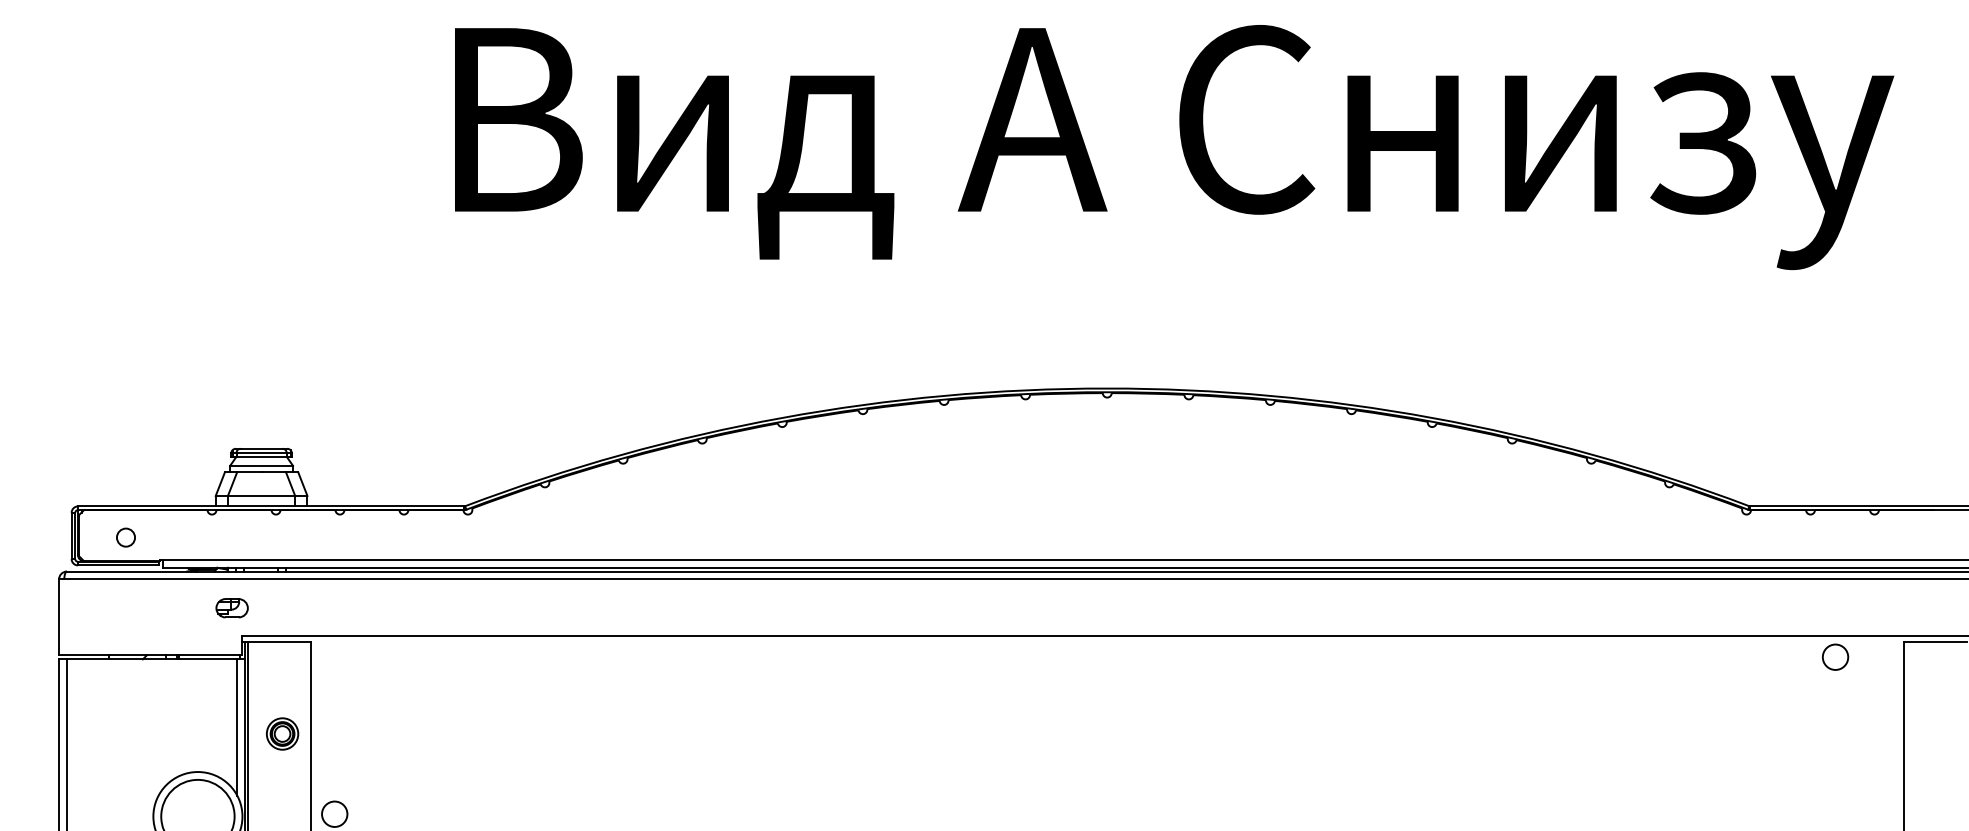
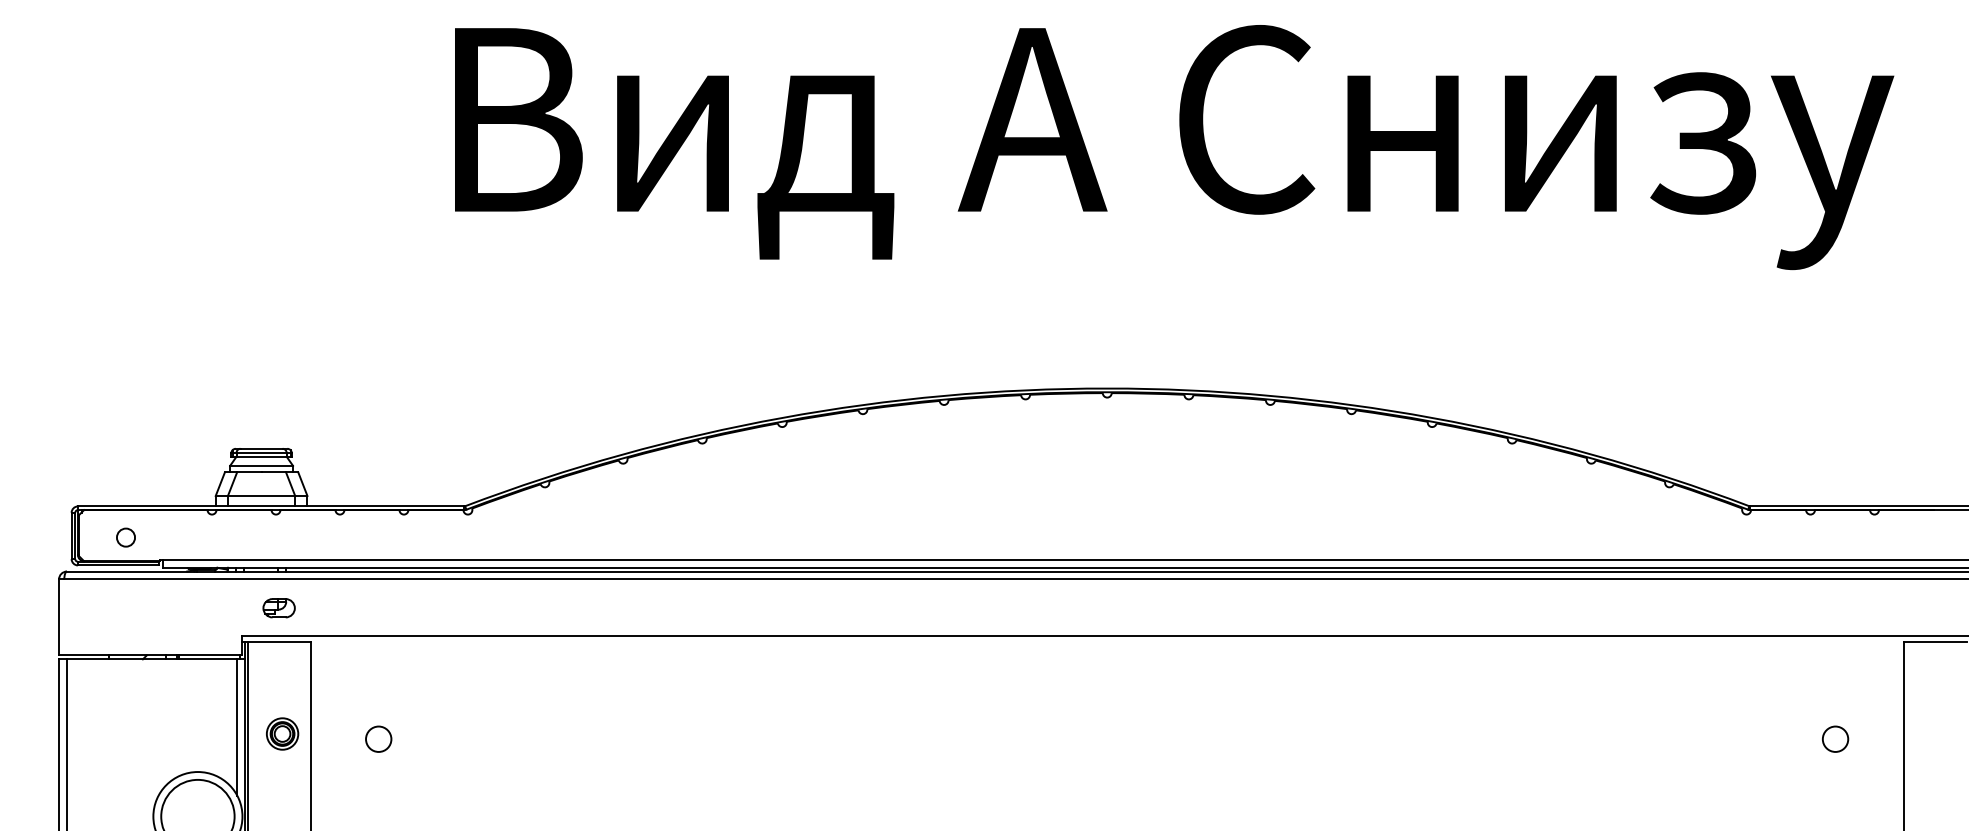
part position: (231, 608) -> (278, 608) (278, 608)
circle position: (1835, 656) -> (1835, 738) (1835, 738)
circle position: (334, 813) -> (378, 738) (378, 738)
